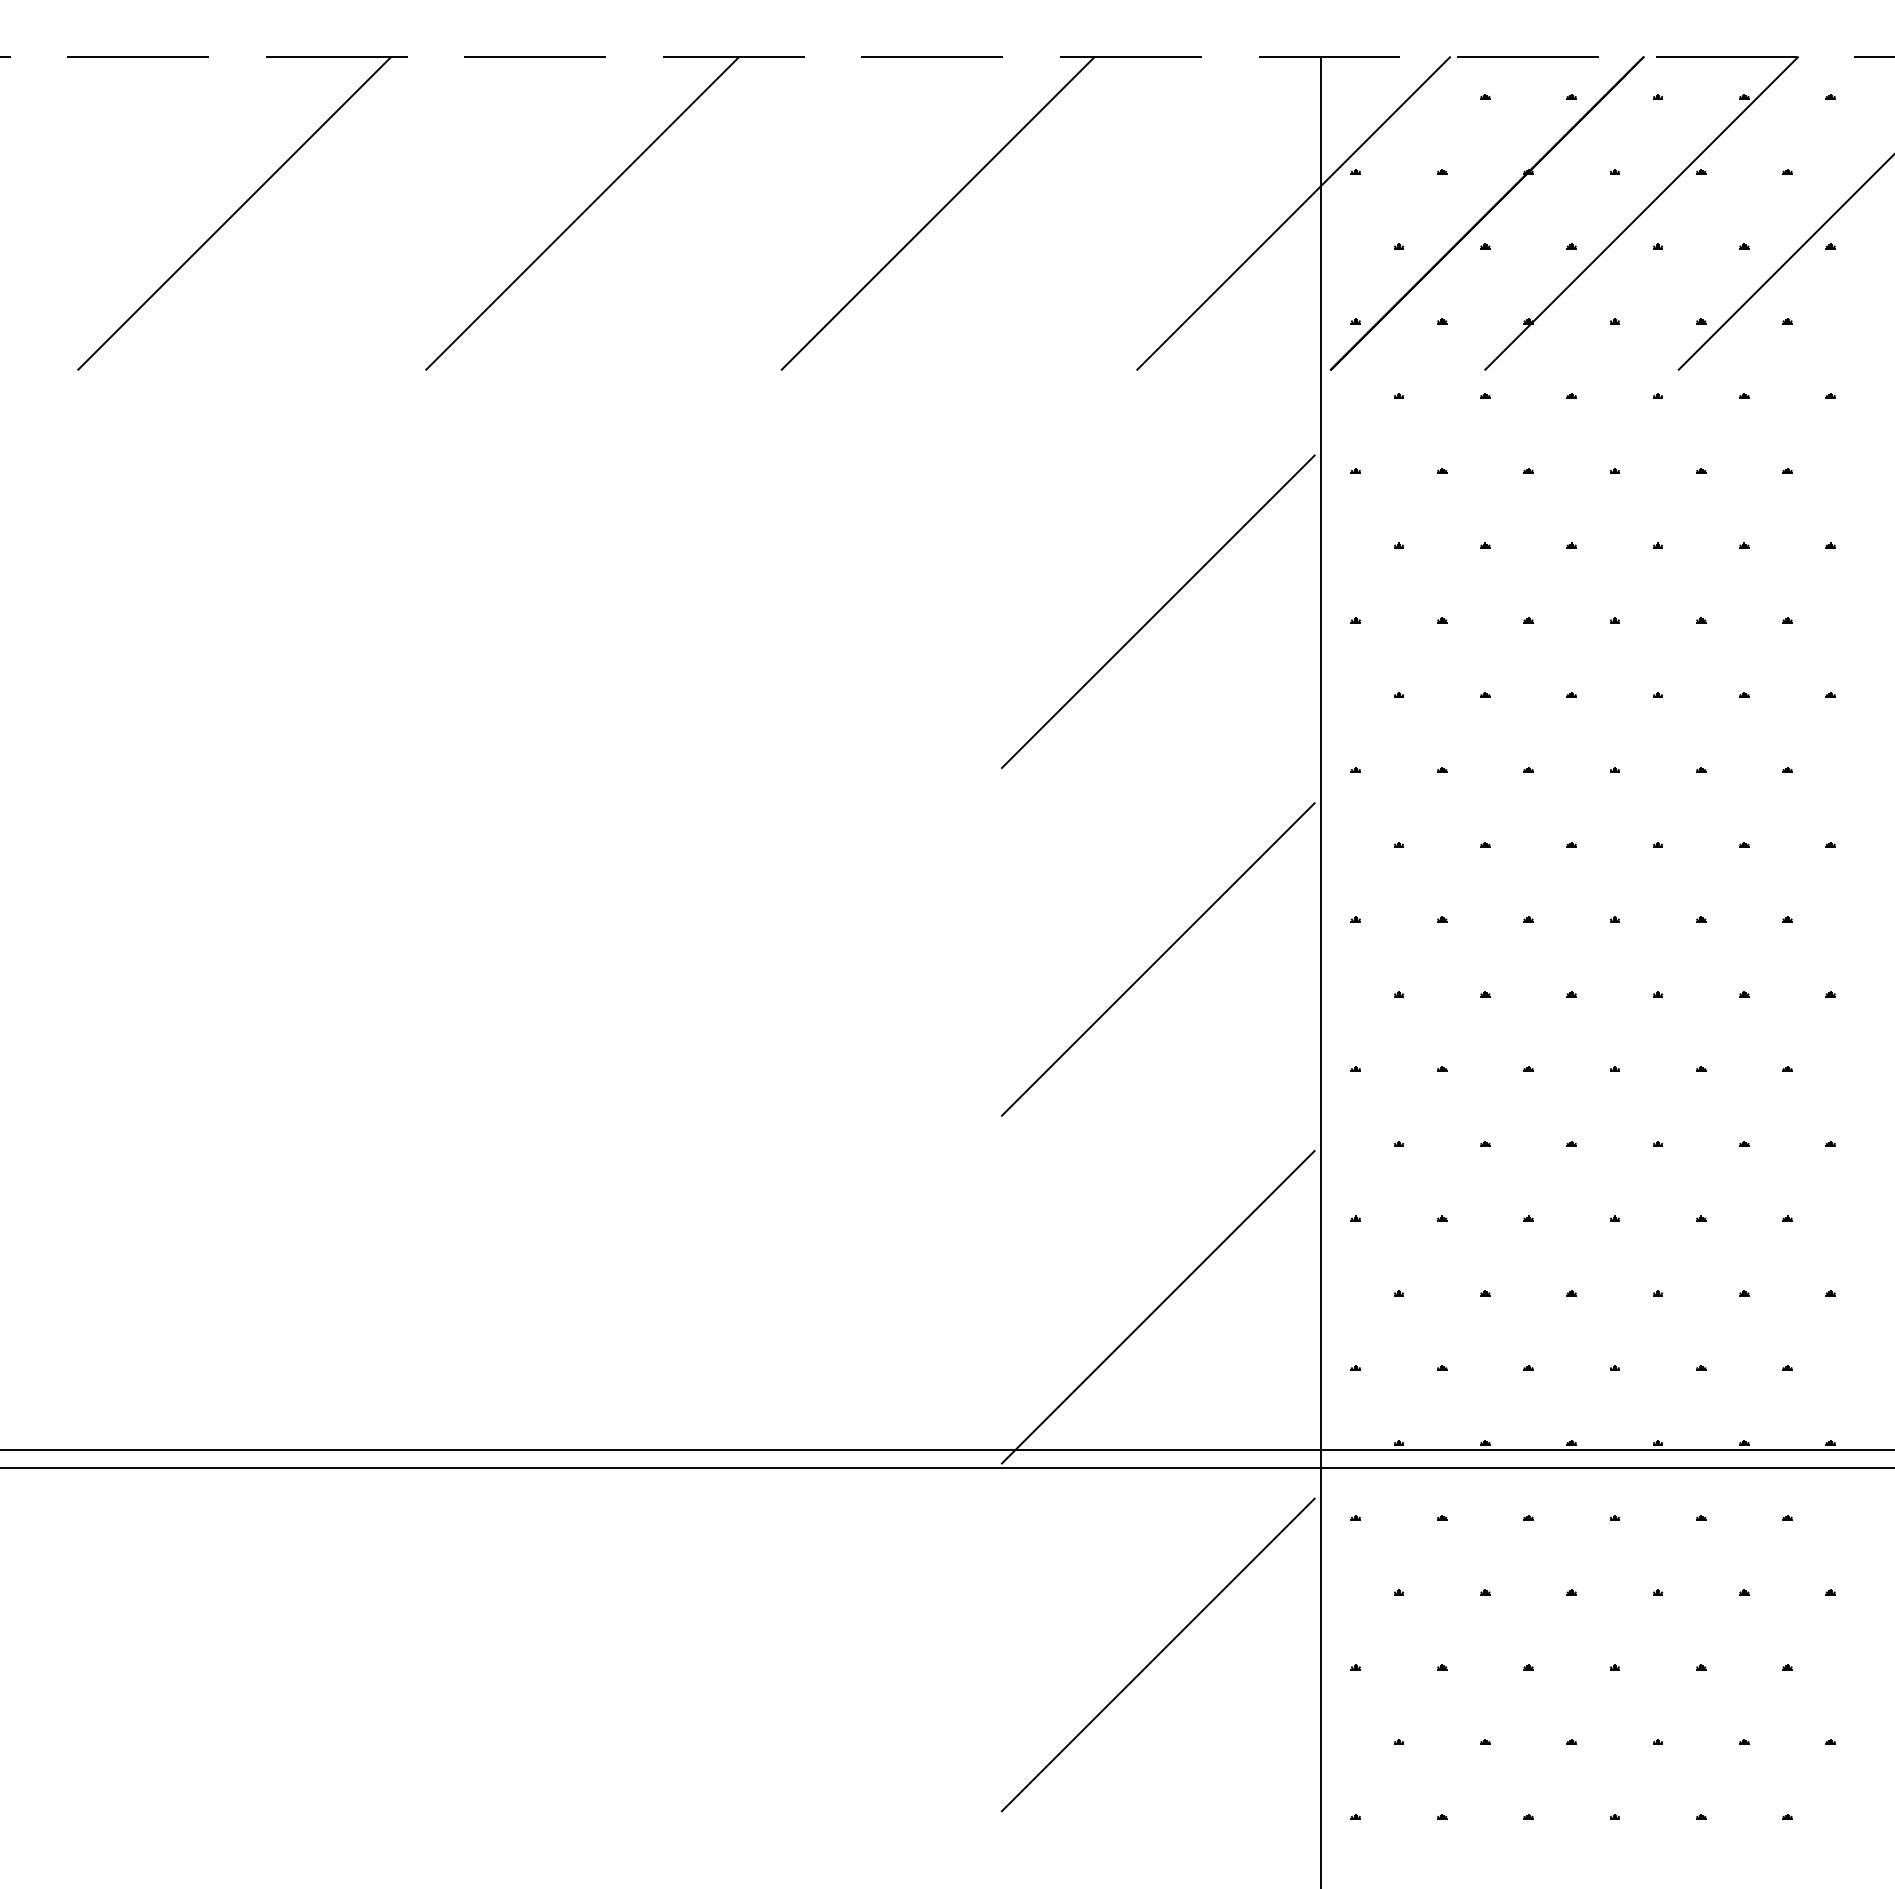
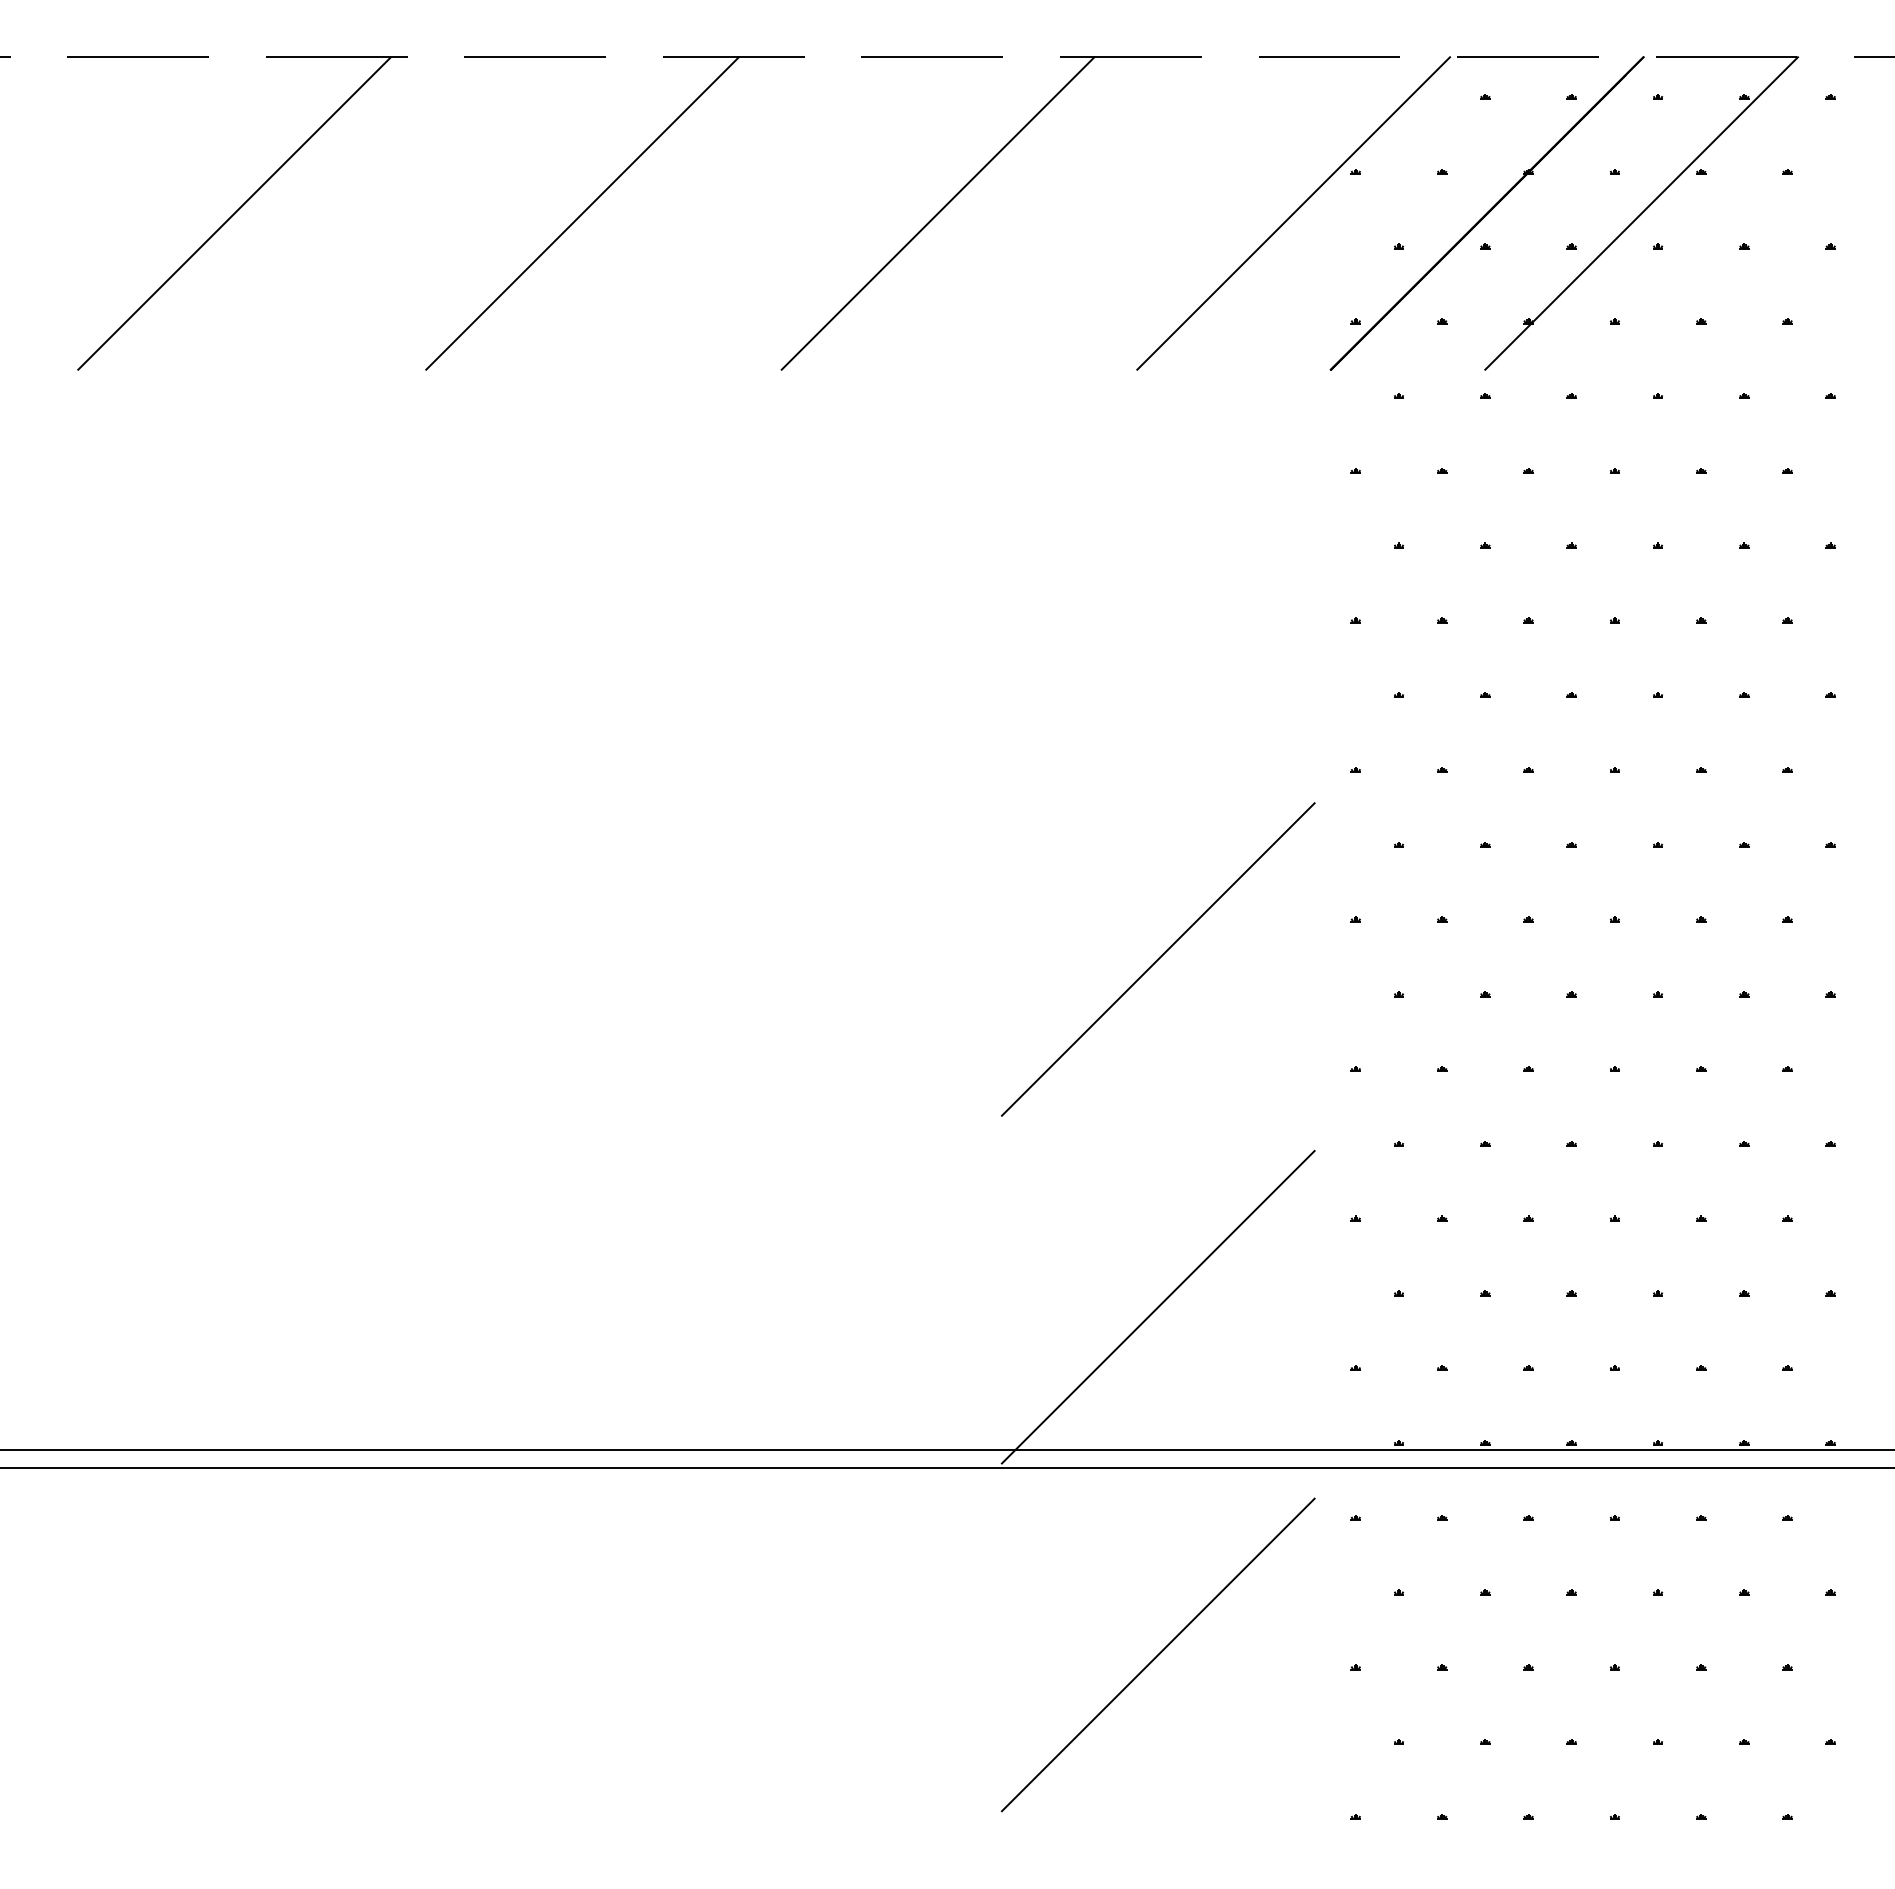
line: present -> none (1784, 263)
line: present -> none (1158, 611)
line: present -> none (1320, 970)
